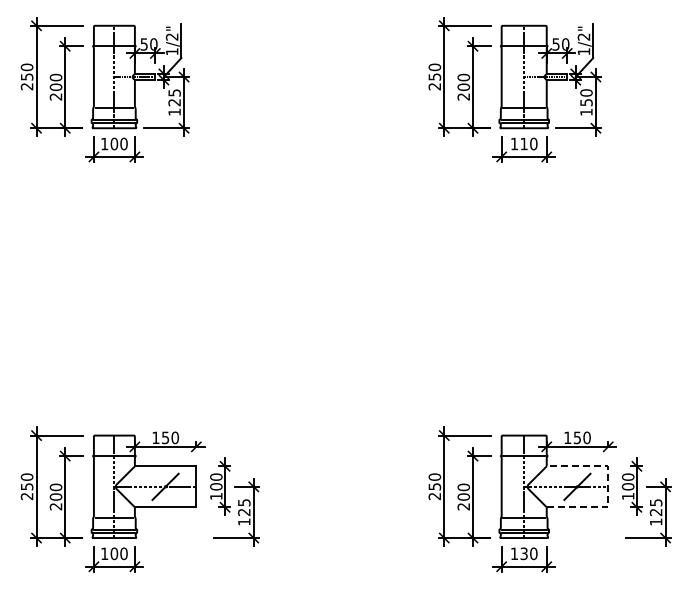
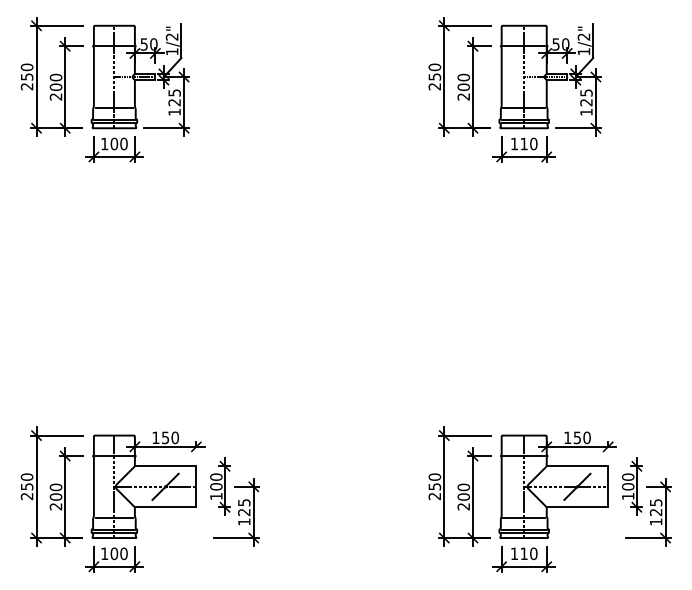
text: 150 -> 125 (586, 97)
line: dashed -> solid (608, 486)
text: 130 -> 110 (523, 553)
